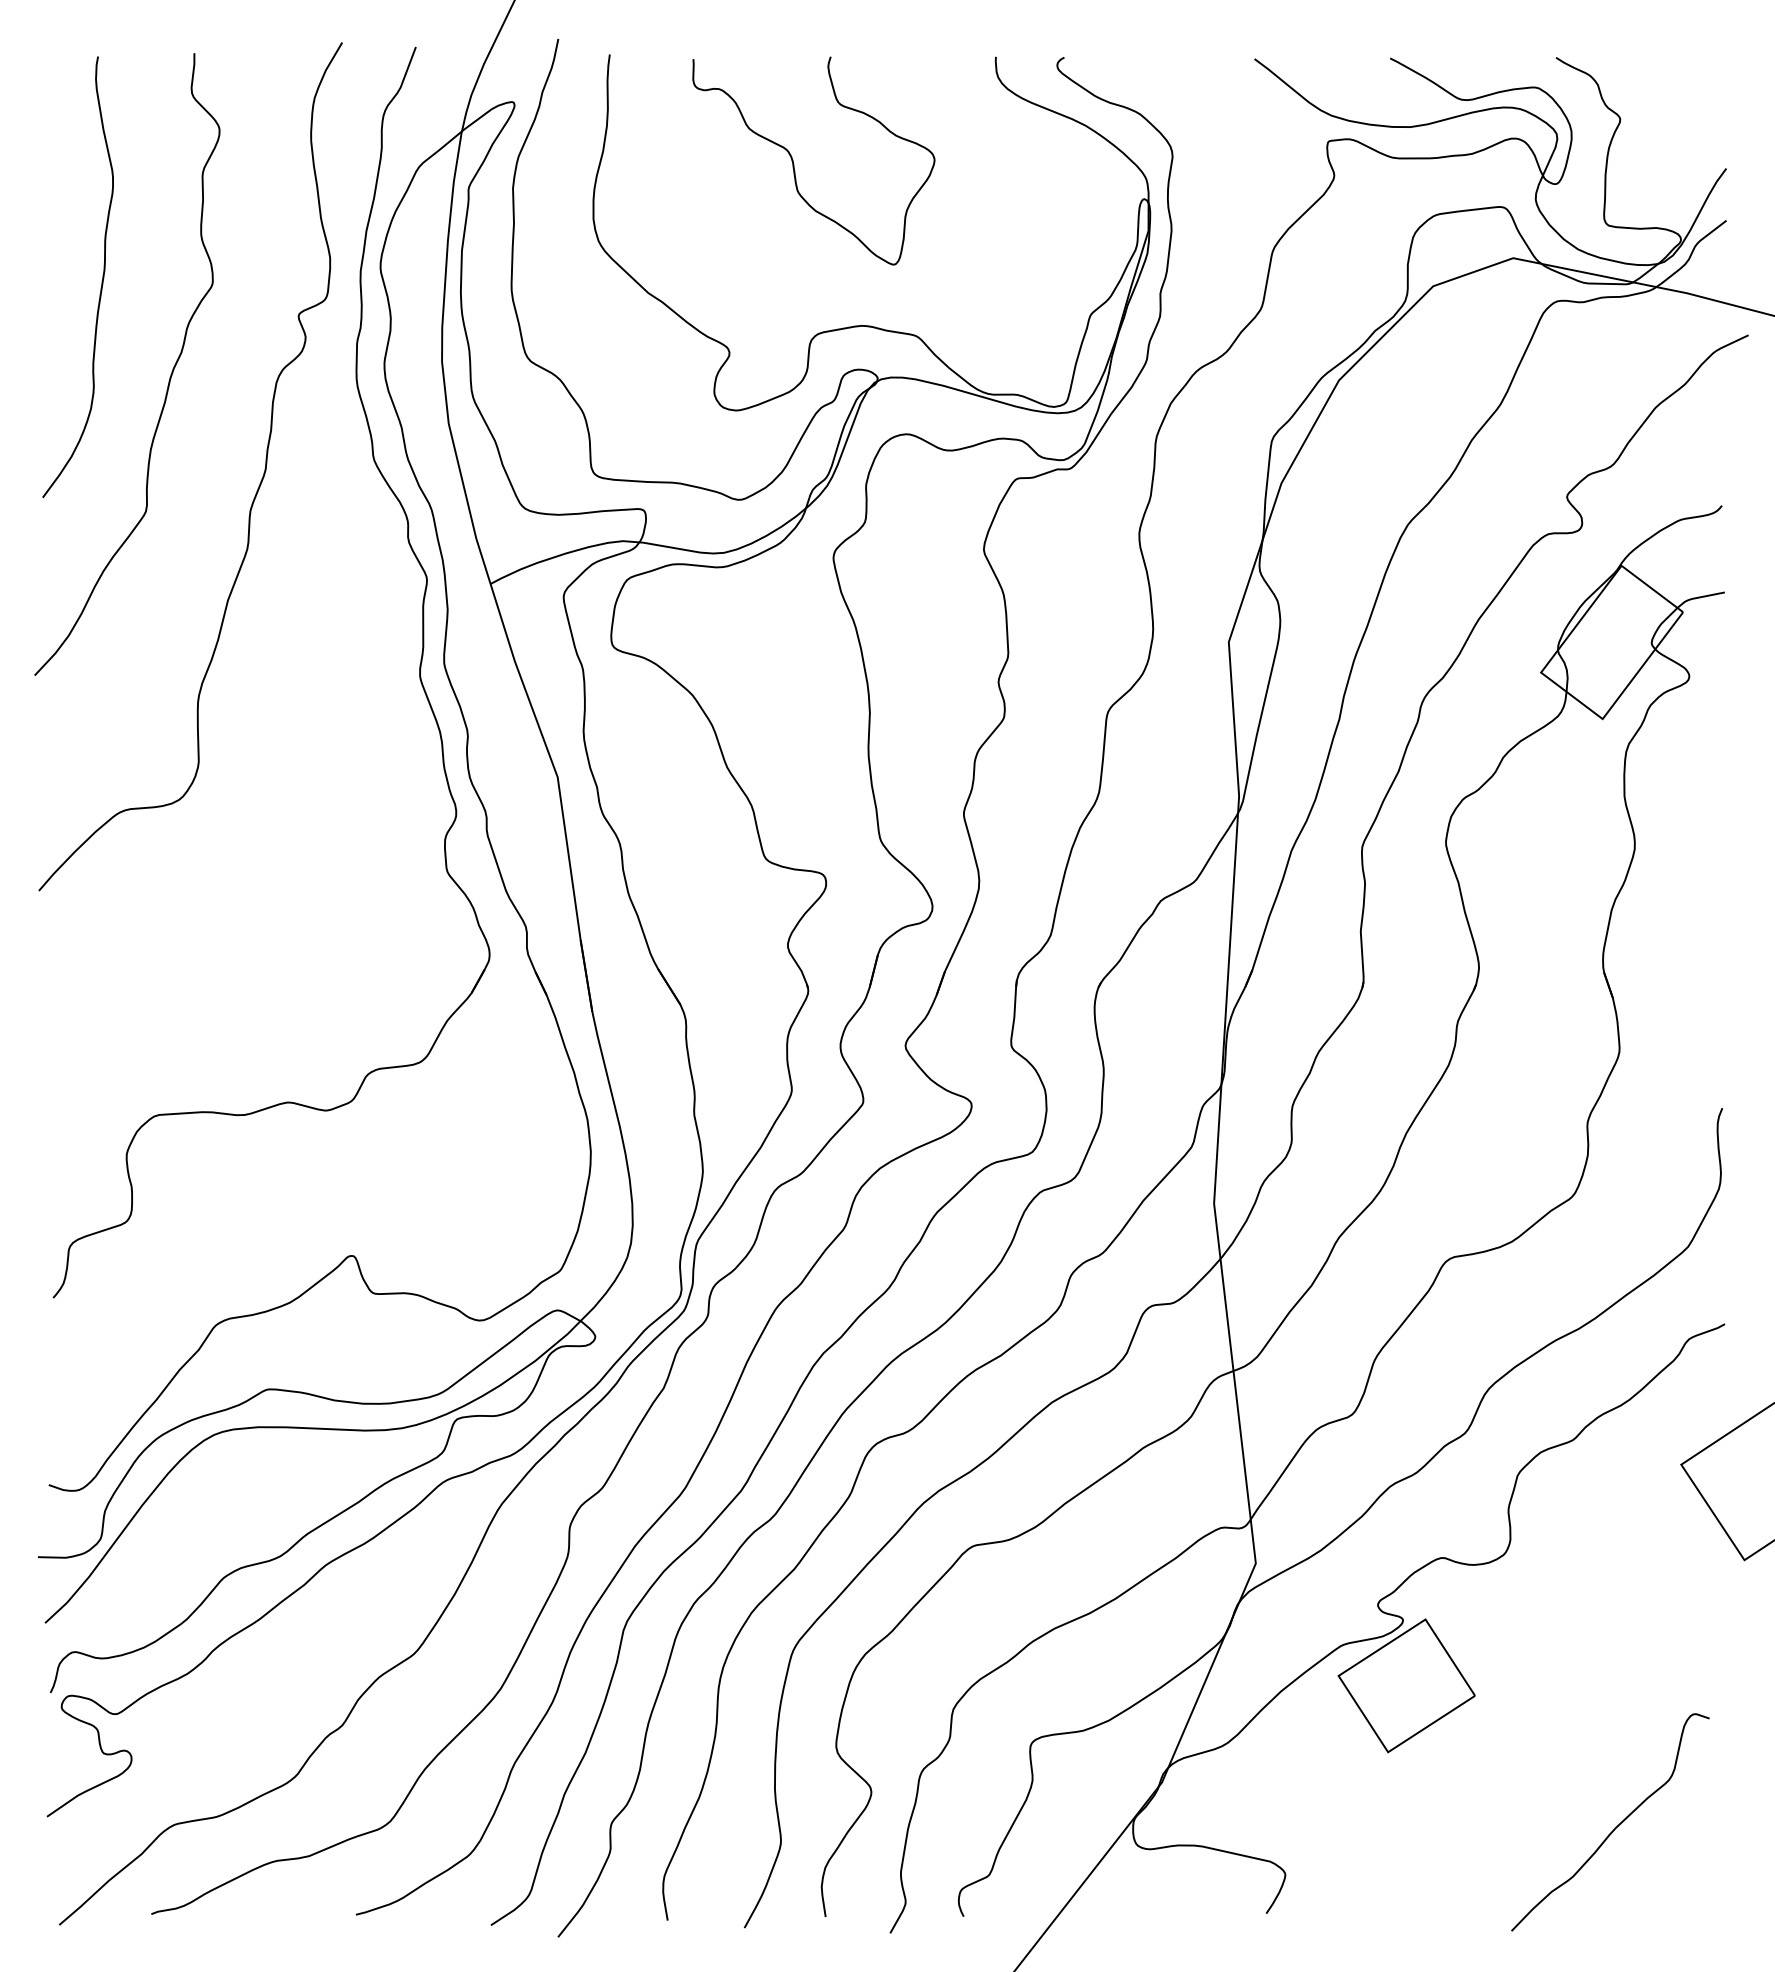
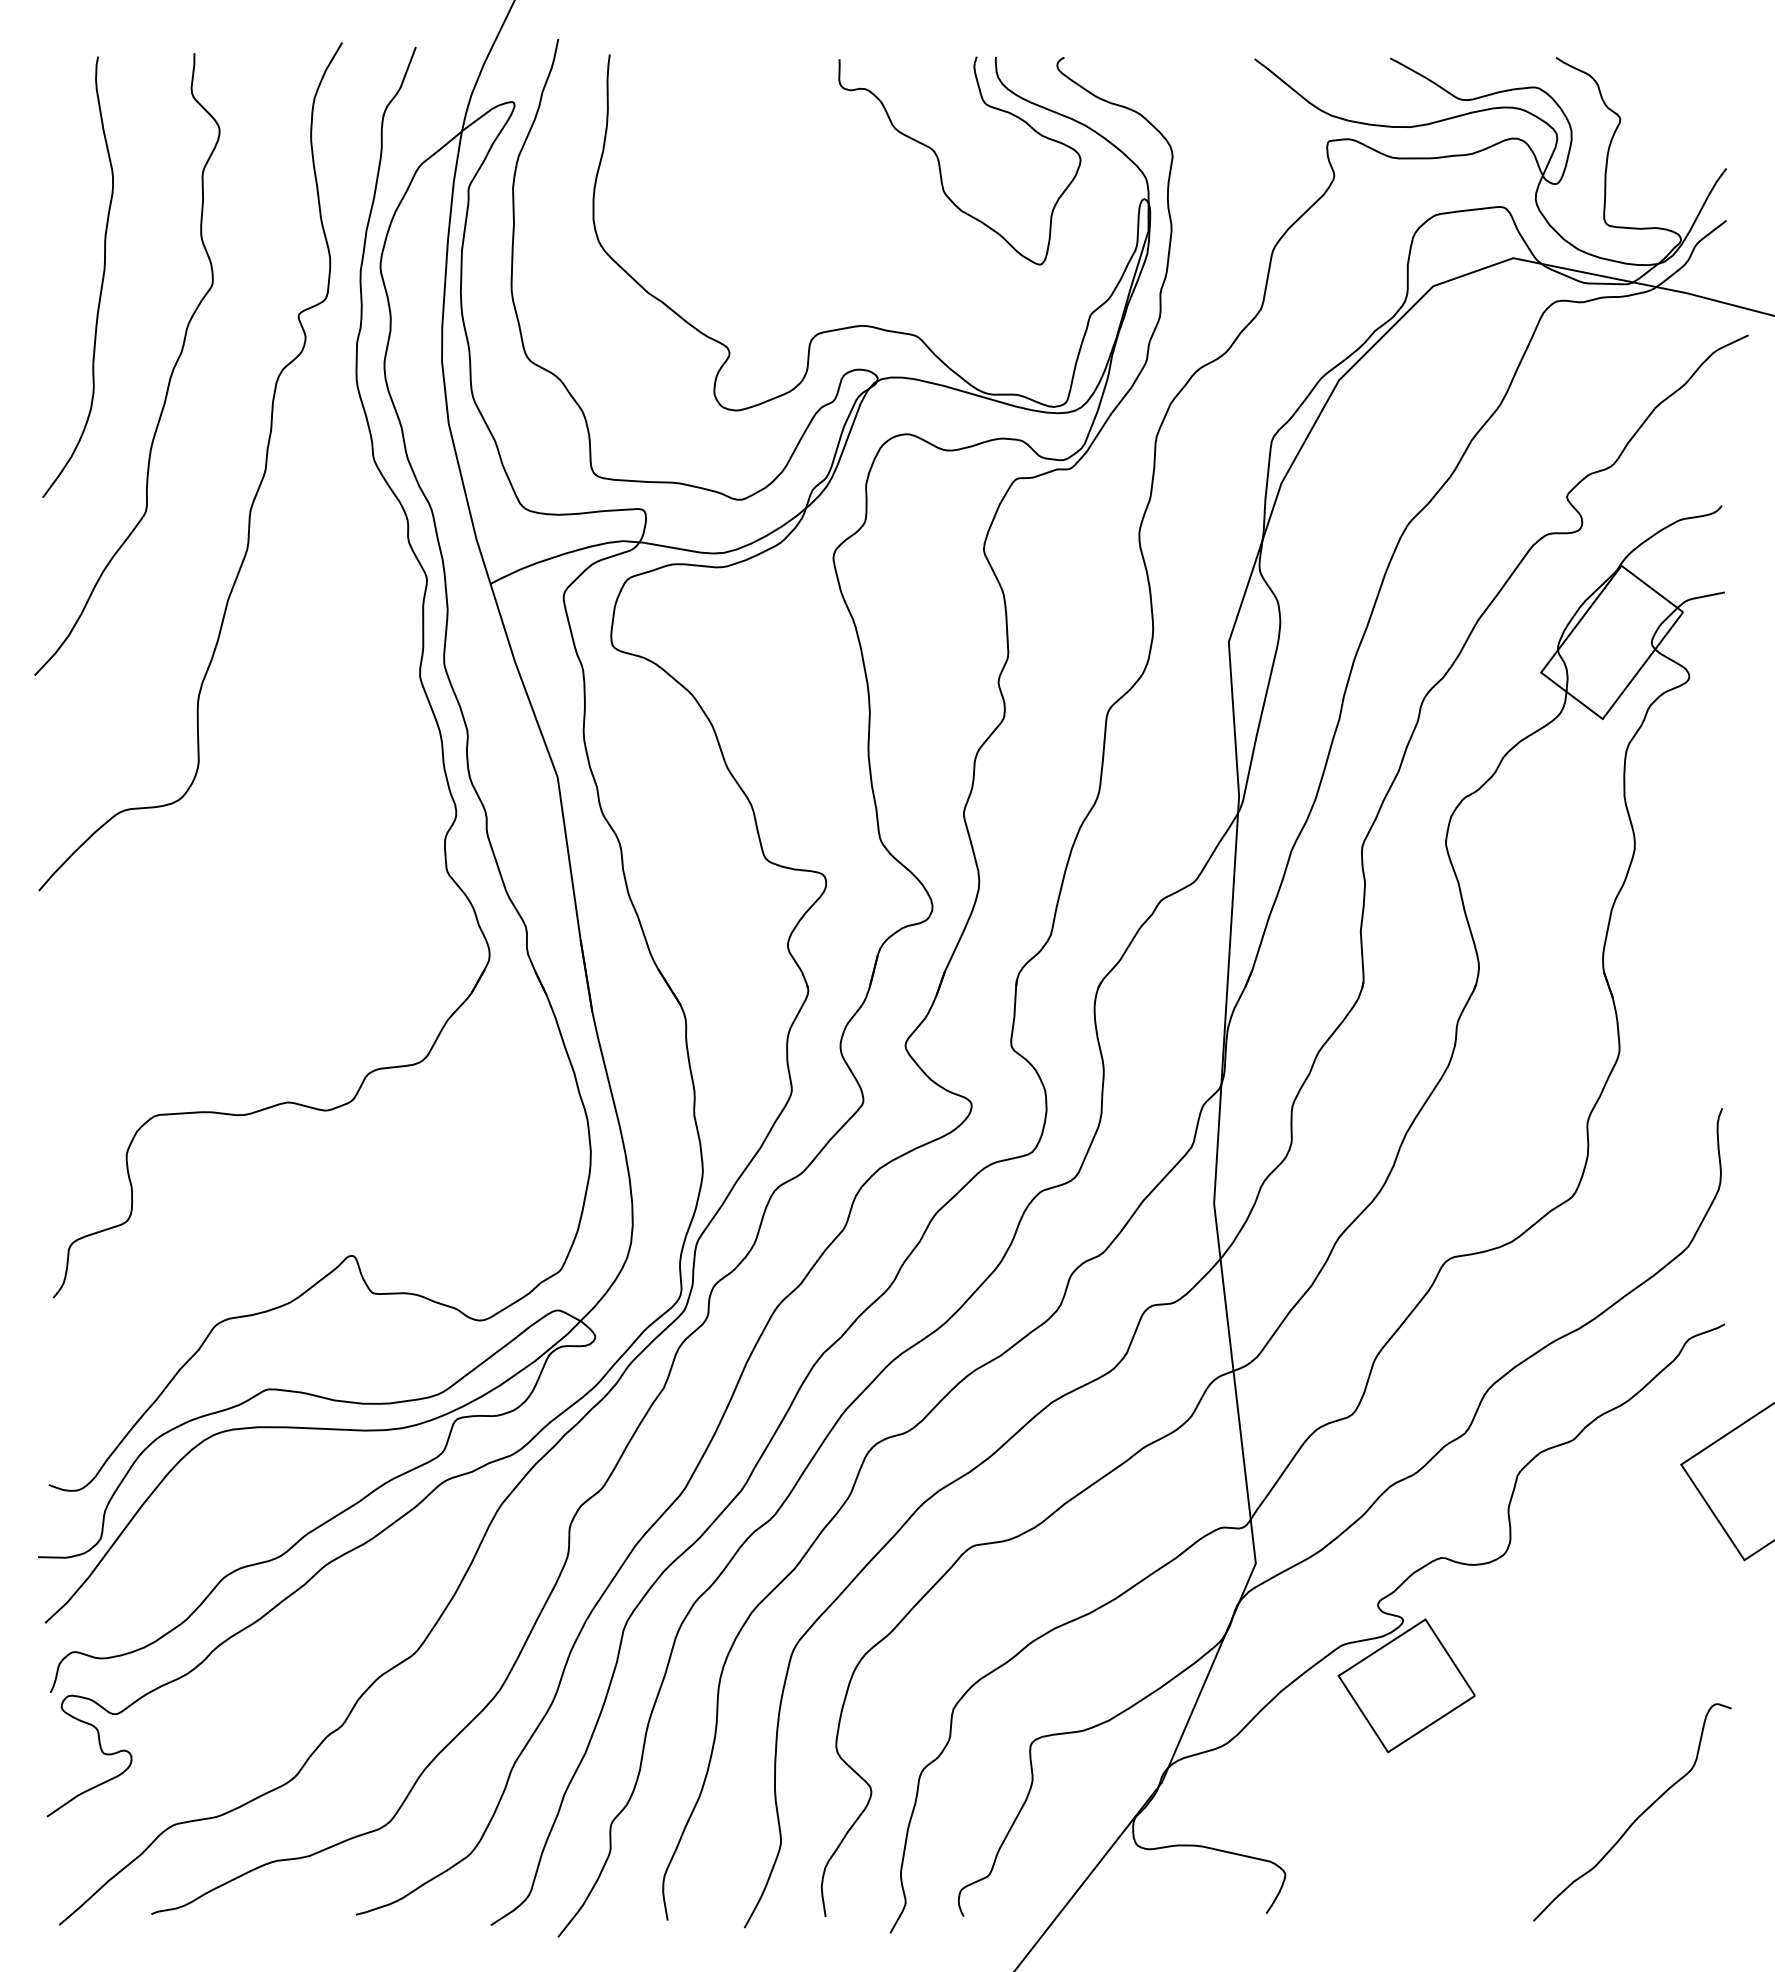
curve position: (794, 163) -> (940, 163) (940, 163)
curve position: (1615, 1827) -> (1637, 1817) (1637, 1817)
